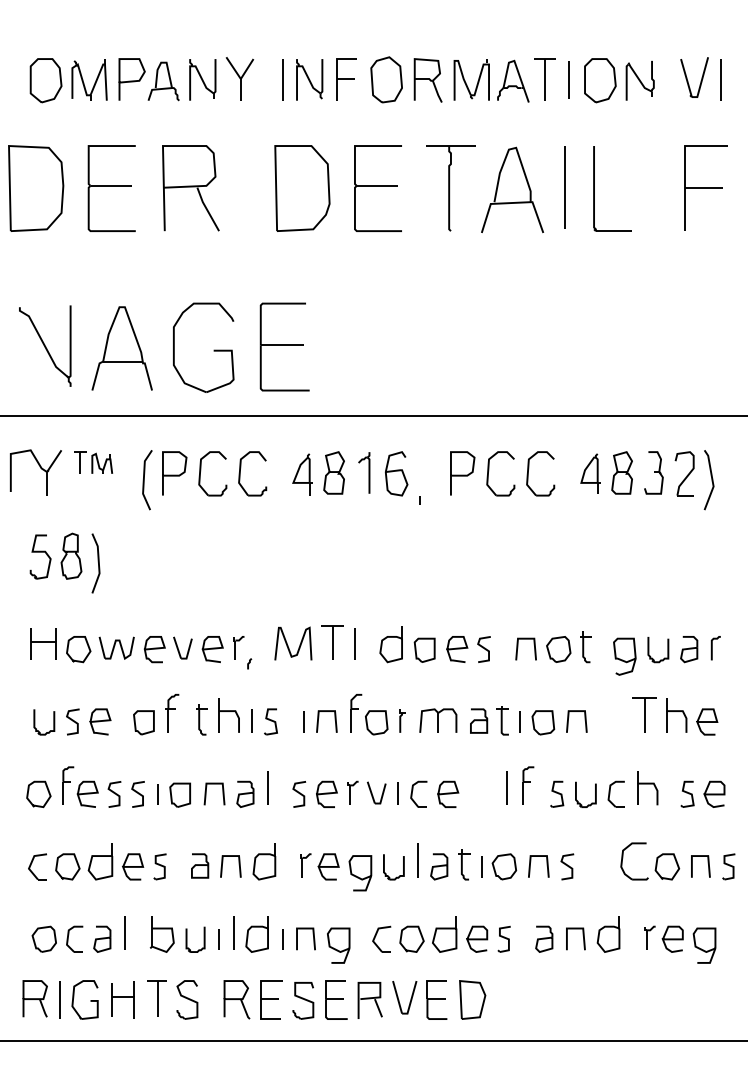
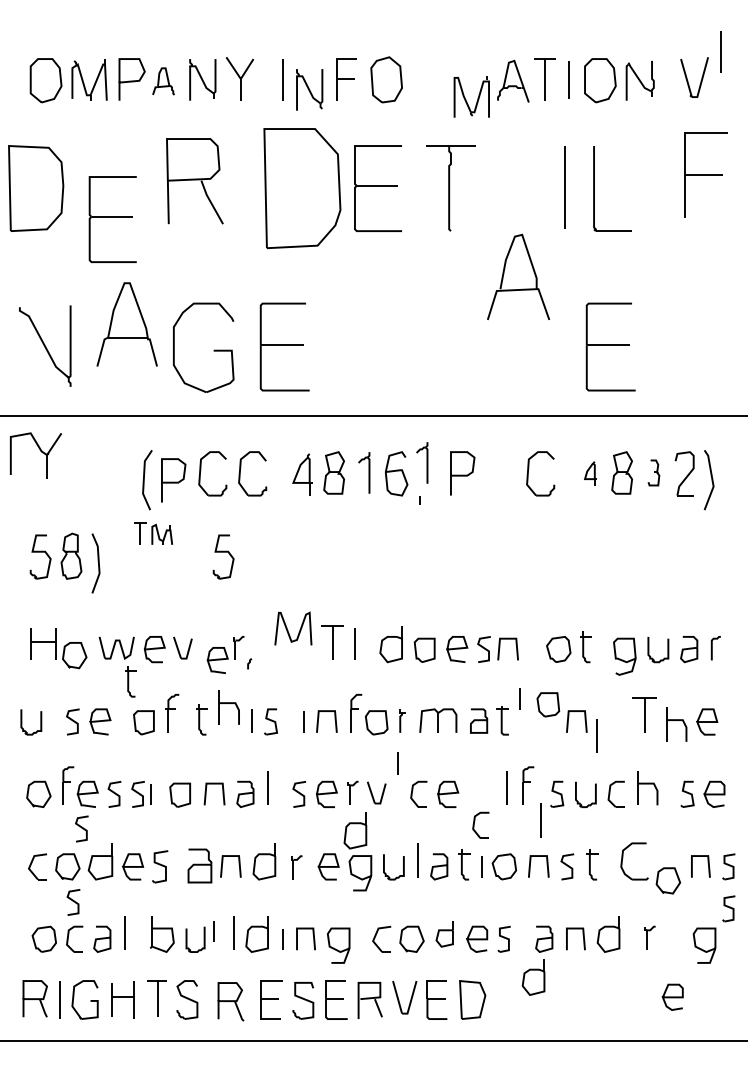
part position: (309, 79) -> (309, 89) (309, 89)
part position: (471, 79) -> (471, 96) (471, 96)
line position: (720, 79) -> (720, 51) (720, 51)
part: present -> none (427, 80)
part size: 33x41 px -> 23x29 px (163, 81)
part position: (705, 187) -> (705, 174) (705, 174)
part position: (111, 188) -> (112, 219) (112, 219)
part position: (190, 188) -> (194, 181) (194, 181)
part size: 57x87 px -> 79x122 px (302, 188)
part position: (512, 189) -> (518, 276) (518, 276)
part: none -> present (610, 346)
part position: (121, 348) -> (126, 324) (126, 324)
part position: (93, 462) -> (153, 533) (153, 533)
part: none -> present (422, 462)
part position: (40, 468) -> (40, 451) (40, 451)
part: present -> none (489, 470)
part size: 20x44 px -> 14x28 px (653, 472)
part size: 21x41 px -> 13x25 px (590, 473)
curve position: (174, 474) -> (173, 481) (173, 481)
part: none -> present (223, 556)
curve position: (288, 645) -> (288, 630) (288, 630)
curve position: (87, 646) -> (83, 652) (83, 652)
line position: (518, 648) -> (500, 648) (500, 648)
curve position: (212, 649) -> (217, 660) (217, 660)
part: none -> present (130, 681)
part position: (228, 715) -> (228, 707) (228, 707)
part position: (676, 715) -> (676, 724) (676, 724)
line position: (519, 721) -> (519, 698) (519, 698)
part position: (35, 722) -> (22, 722) (22, 722)
part position: (543, 722) -> (548, 704) (548, 704)
line: none -> present (596, 735)
line position: (397, 793) -> (397, 763) (397, 763)
line position: (157, 794) -> (150, 794) (150, 794)
line: none -> present (540, 820)
part: none -> present (480, 824)
curve: none -> present (81, 828)
part: none -> present (355, 830)
curve position: (675, 862) -> (676, 876) (676, 876)
part: none -> present (592, 864)
part size: 19x26 px -> 26x36 px (199, 865)
part position: (305, 865) -> (296, 867) (296, 867)
part size: 14x28 px -> 17x34 px (160, 866)
curve: none -> present (73, 902)
part: none -> present (728, 908)
part size: 26x37 px -> 19x27 px (444, 934)
curve position: (672, 938) -> (672, 996) (672, 996)
line position: (218, 939) -> (213, 931) (213, 931)
part: none -> present (533, 977)
part position: (236, 999) -> (230, 1001) (230, 1001)
